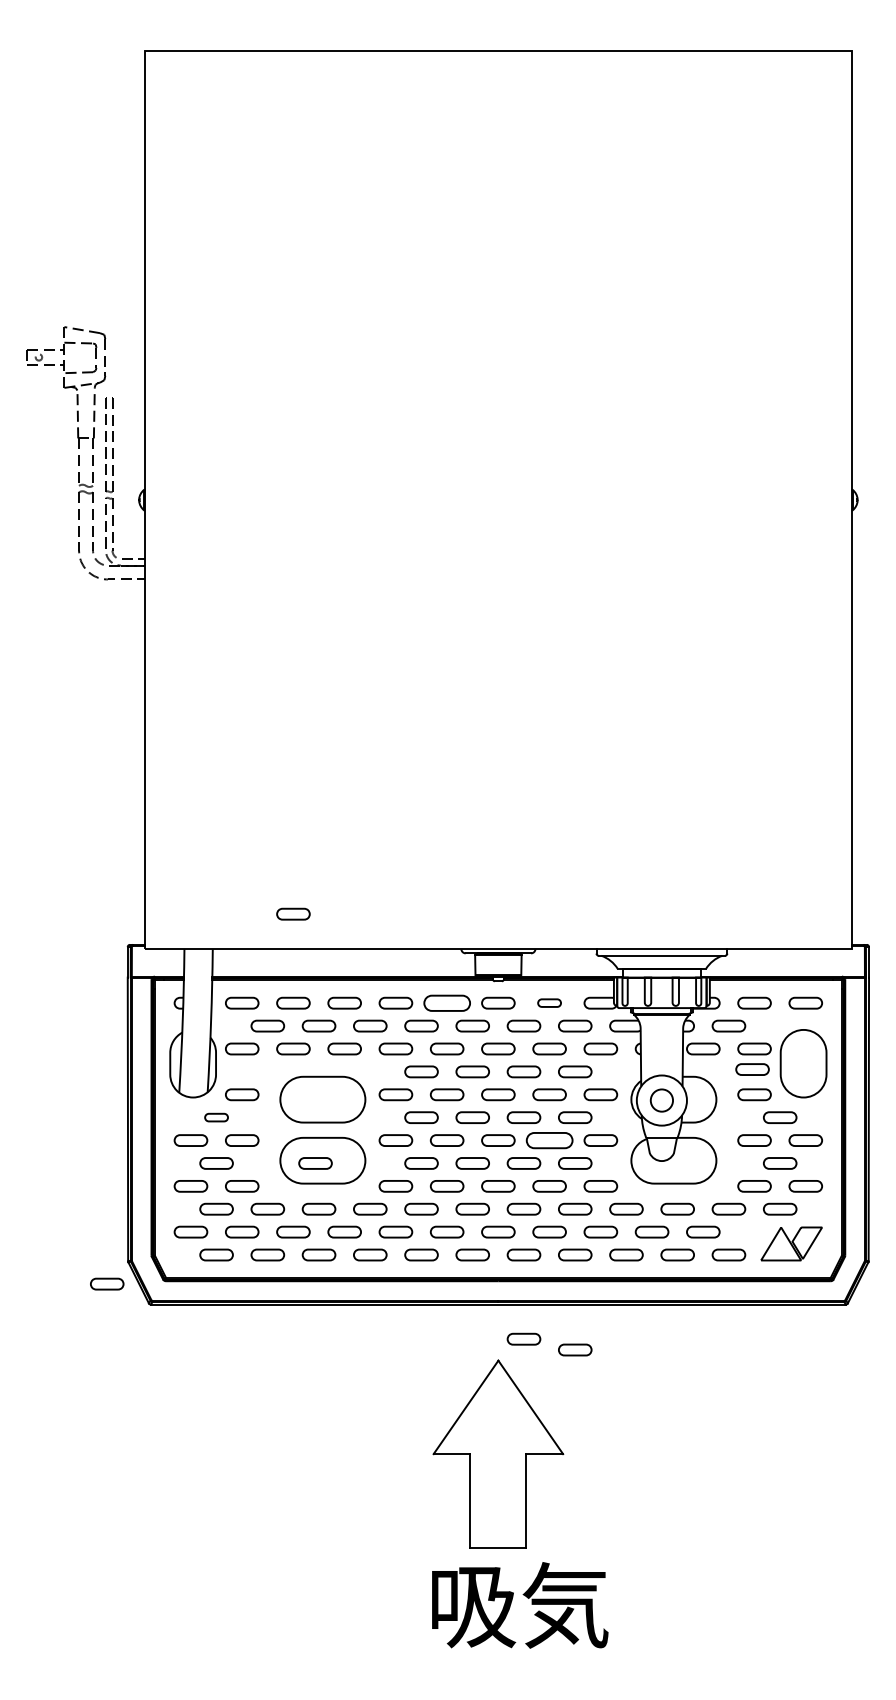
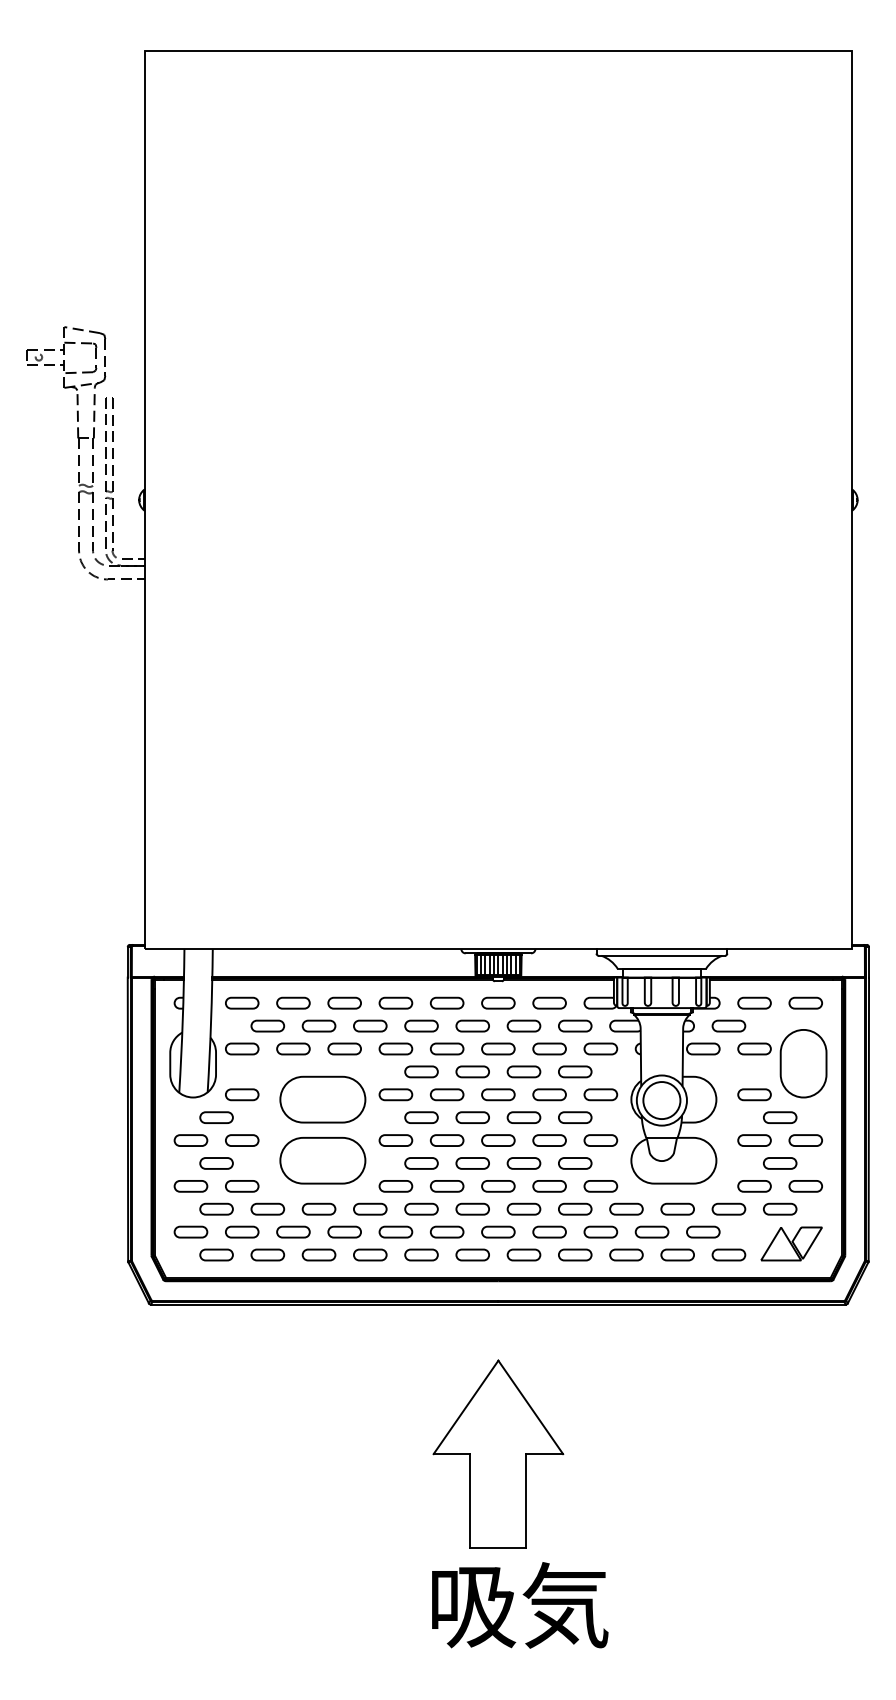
part: present -> none (293, 913)
hatch: none -> present (498, 965)
part size: 48x18 px -> 36x14 px (446, 1002)
part size: 25x10 px -> 35x14 px (549, 1002)
part: present -> none (752, 1069)
circle diameter: 22 px -> 37 px (661, 1100)
part size: 25x11 px -> 35x13 px (216, 1117)
part size: 49x18 px -> 35x13 px (549, 1140)
part: present -> none (315, 1163)
part: present -> none (107, 1283)
part: present -> none (523, 1338)
part: present -> none (575, 1349)
